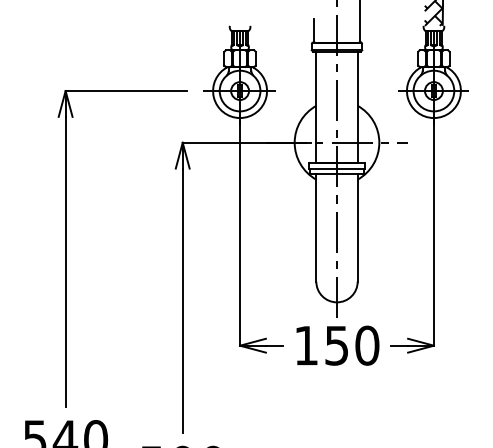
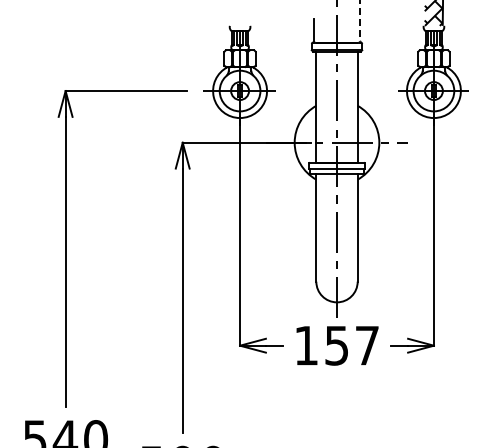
line: solid -> dashed (359, 21)
text: 150 -> 157 (367, 345)
